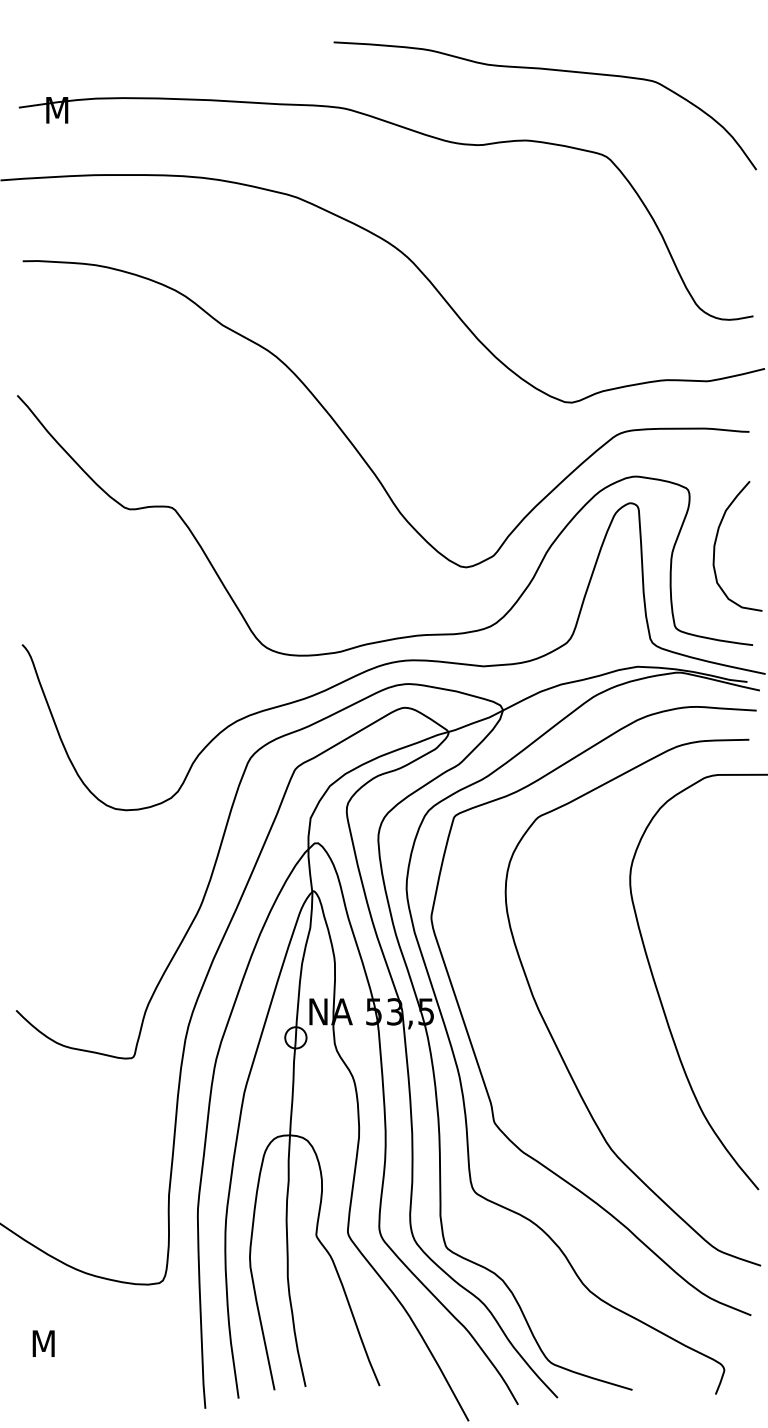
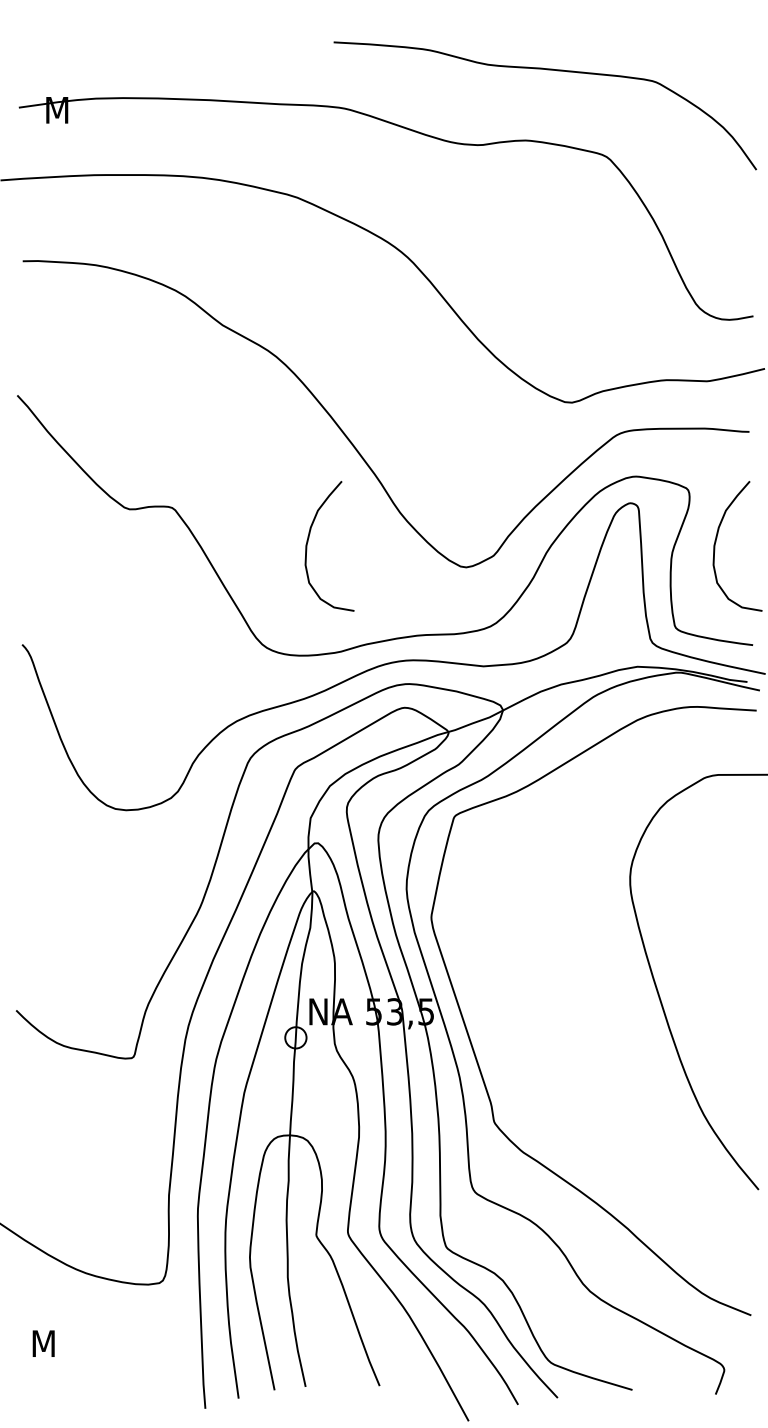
curve: none -> present (308, 542)
curve: present -> none (555, 1041)
